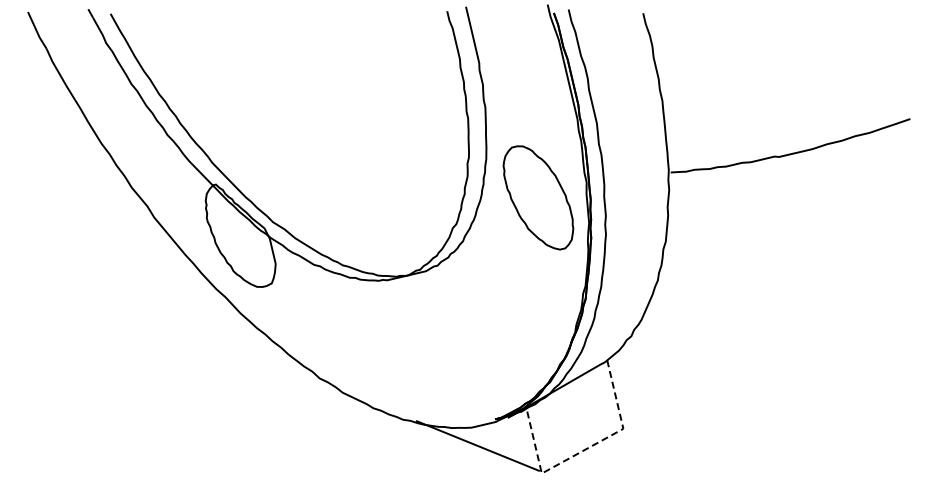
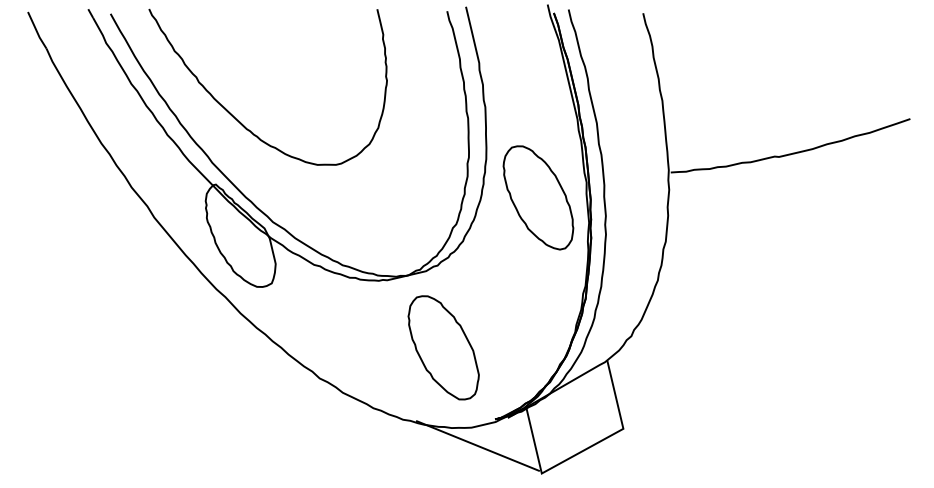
curve: none -> present (239, 120)
part: none -> present (443, 347)
line: dashed -> solid (583, 450)
